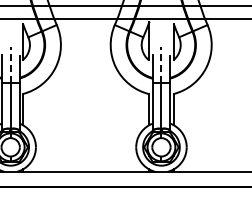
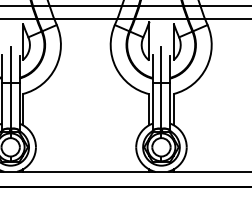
line: dashed -> solid (10, 64)
line: dashed -> solid (161, 64)
